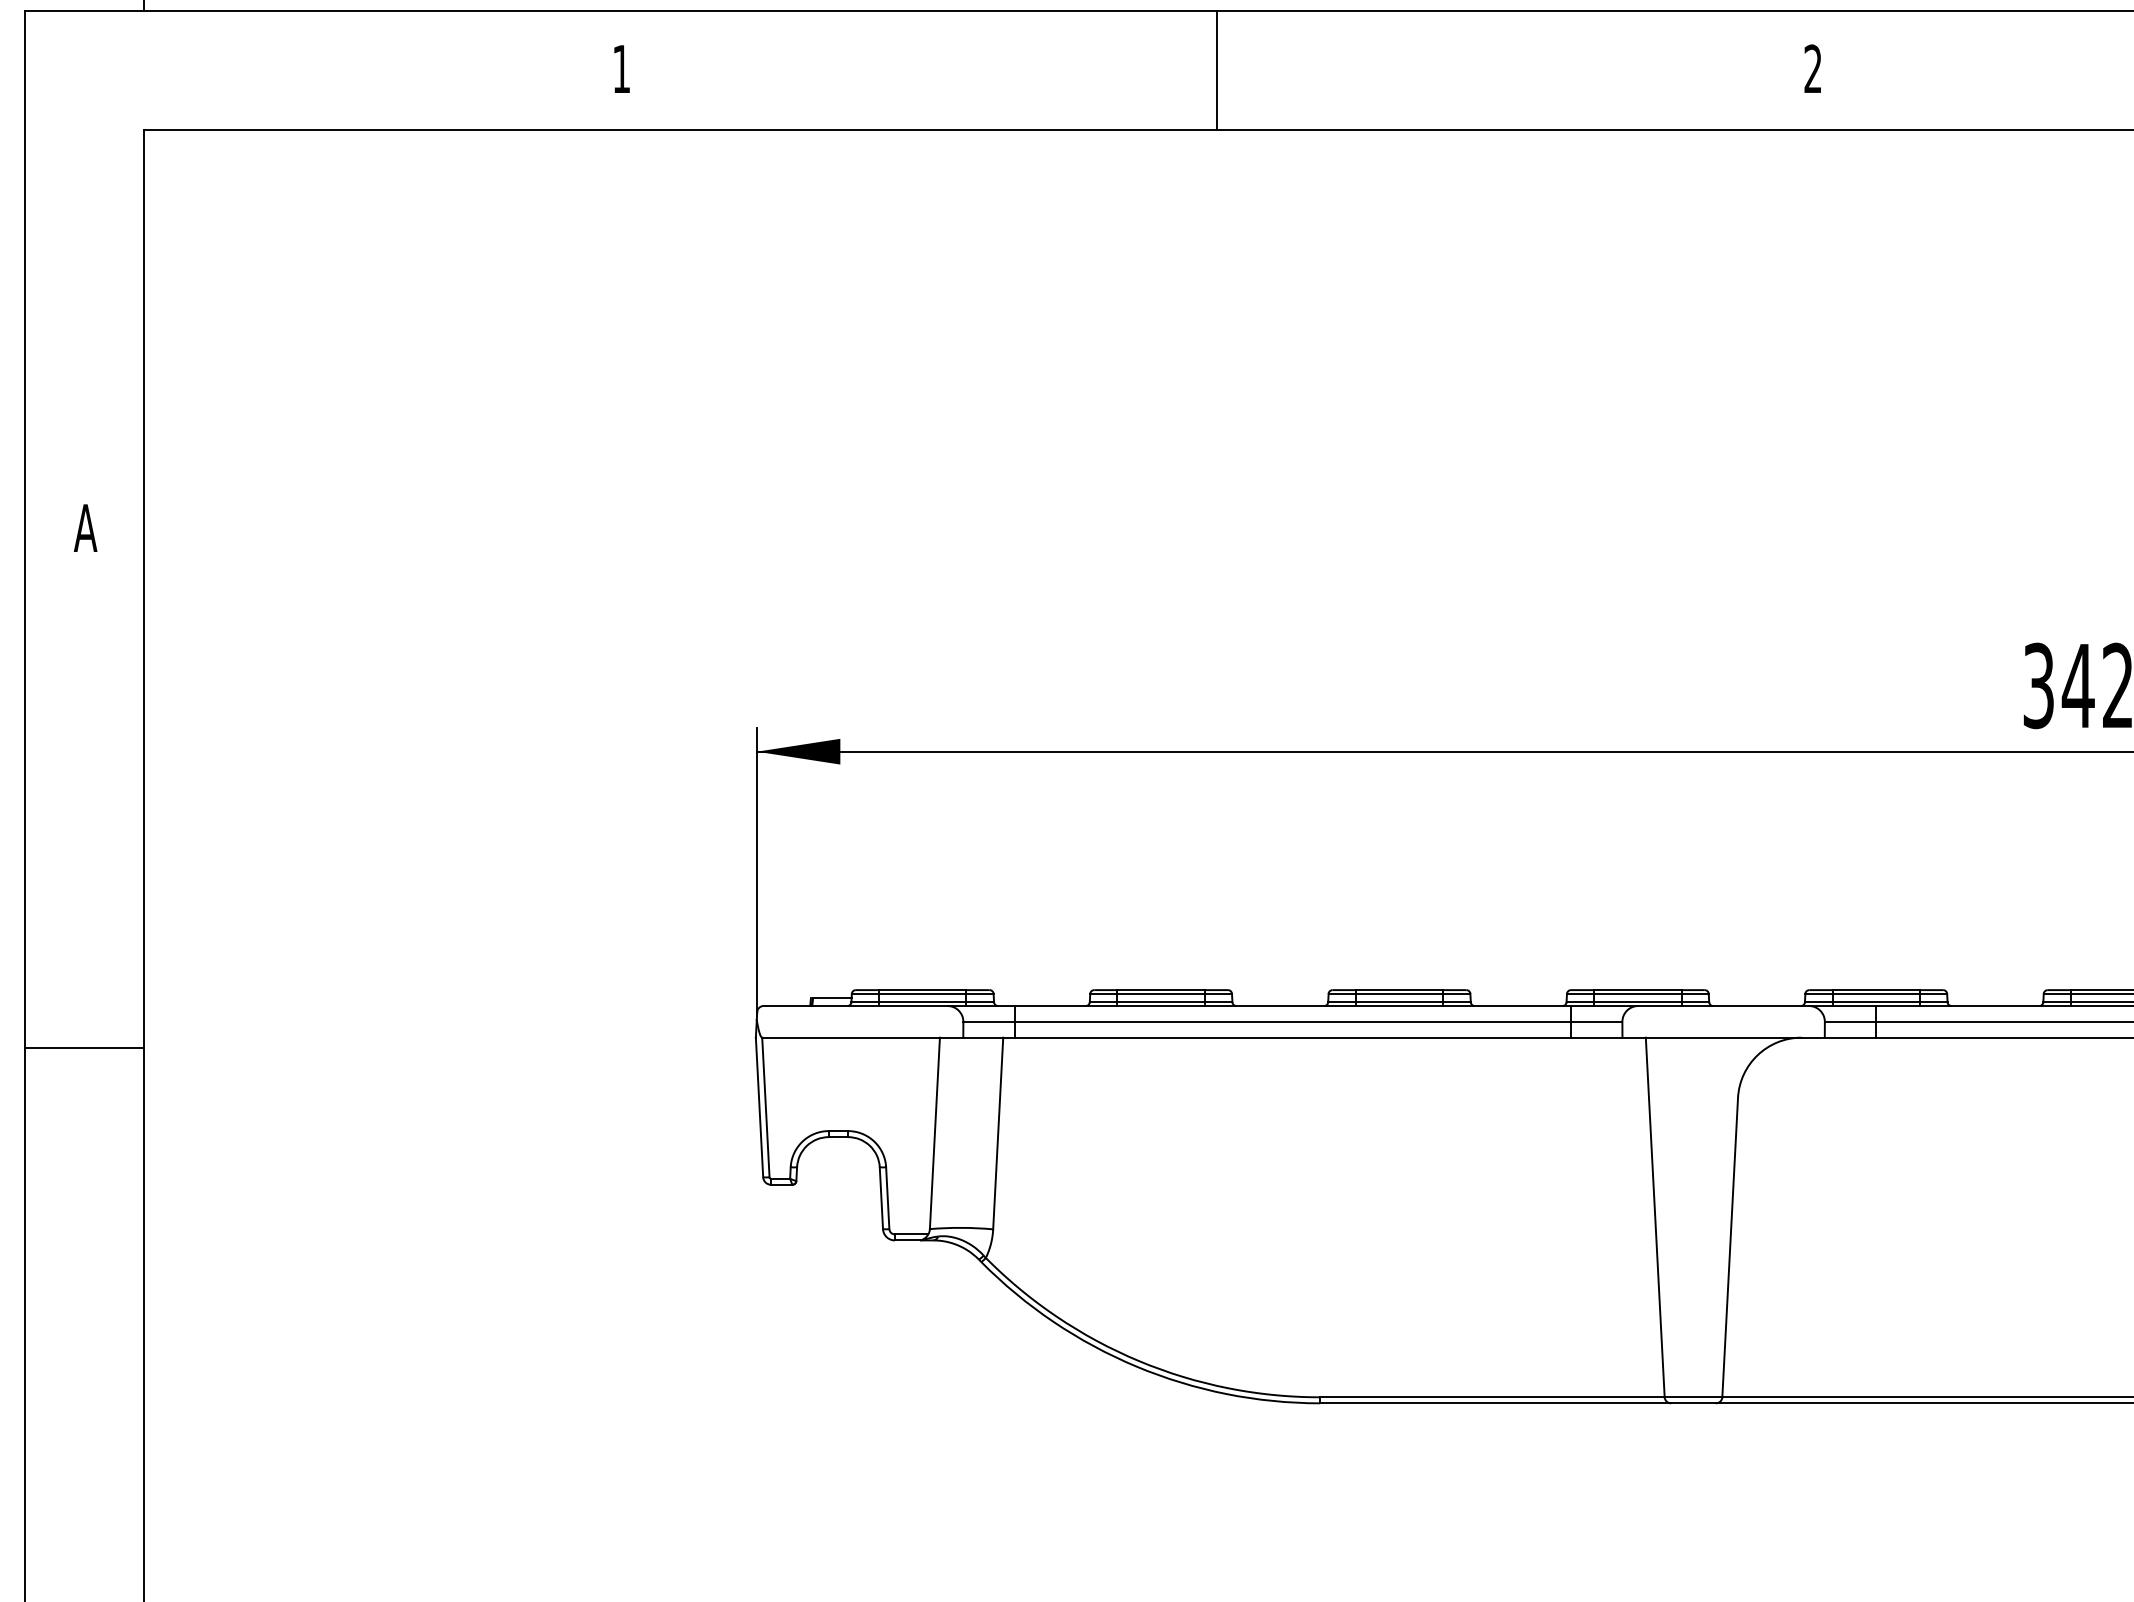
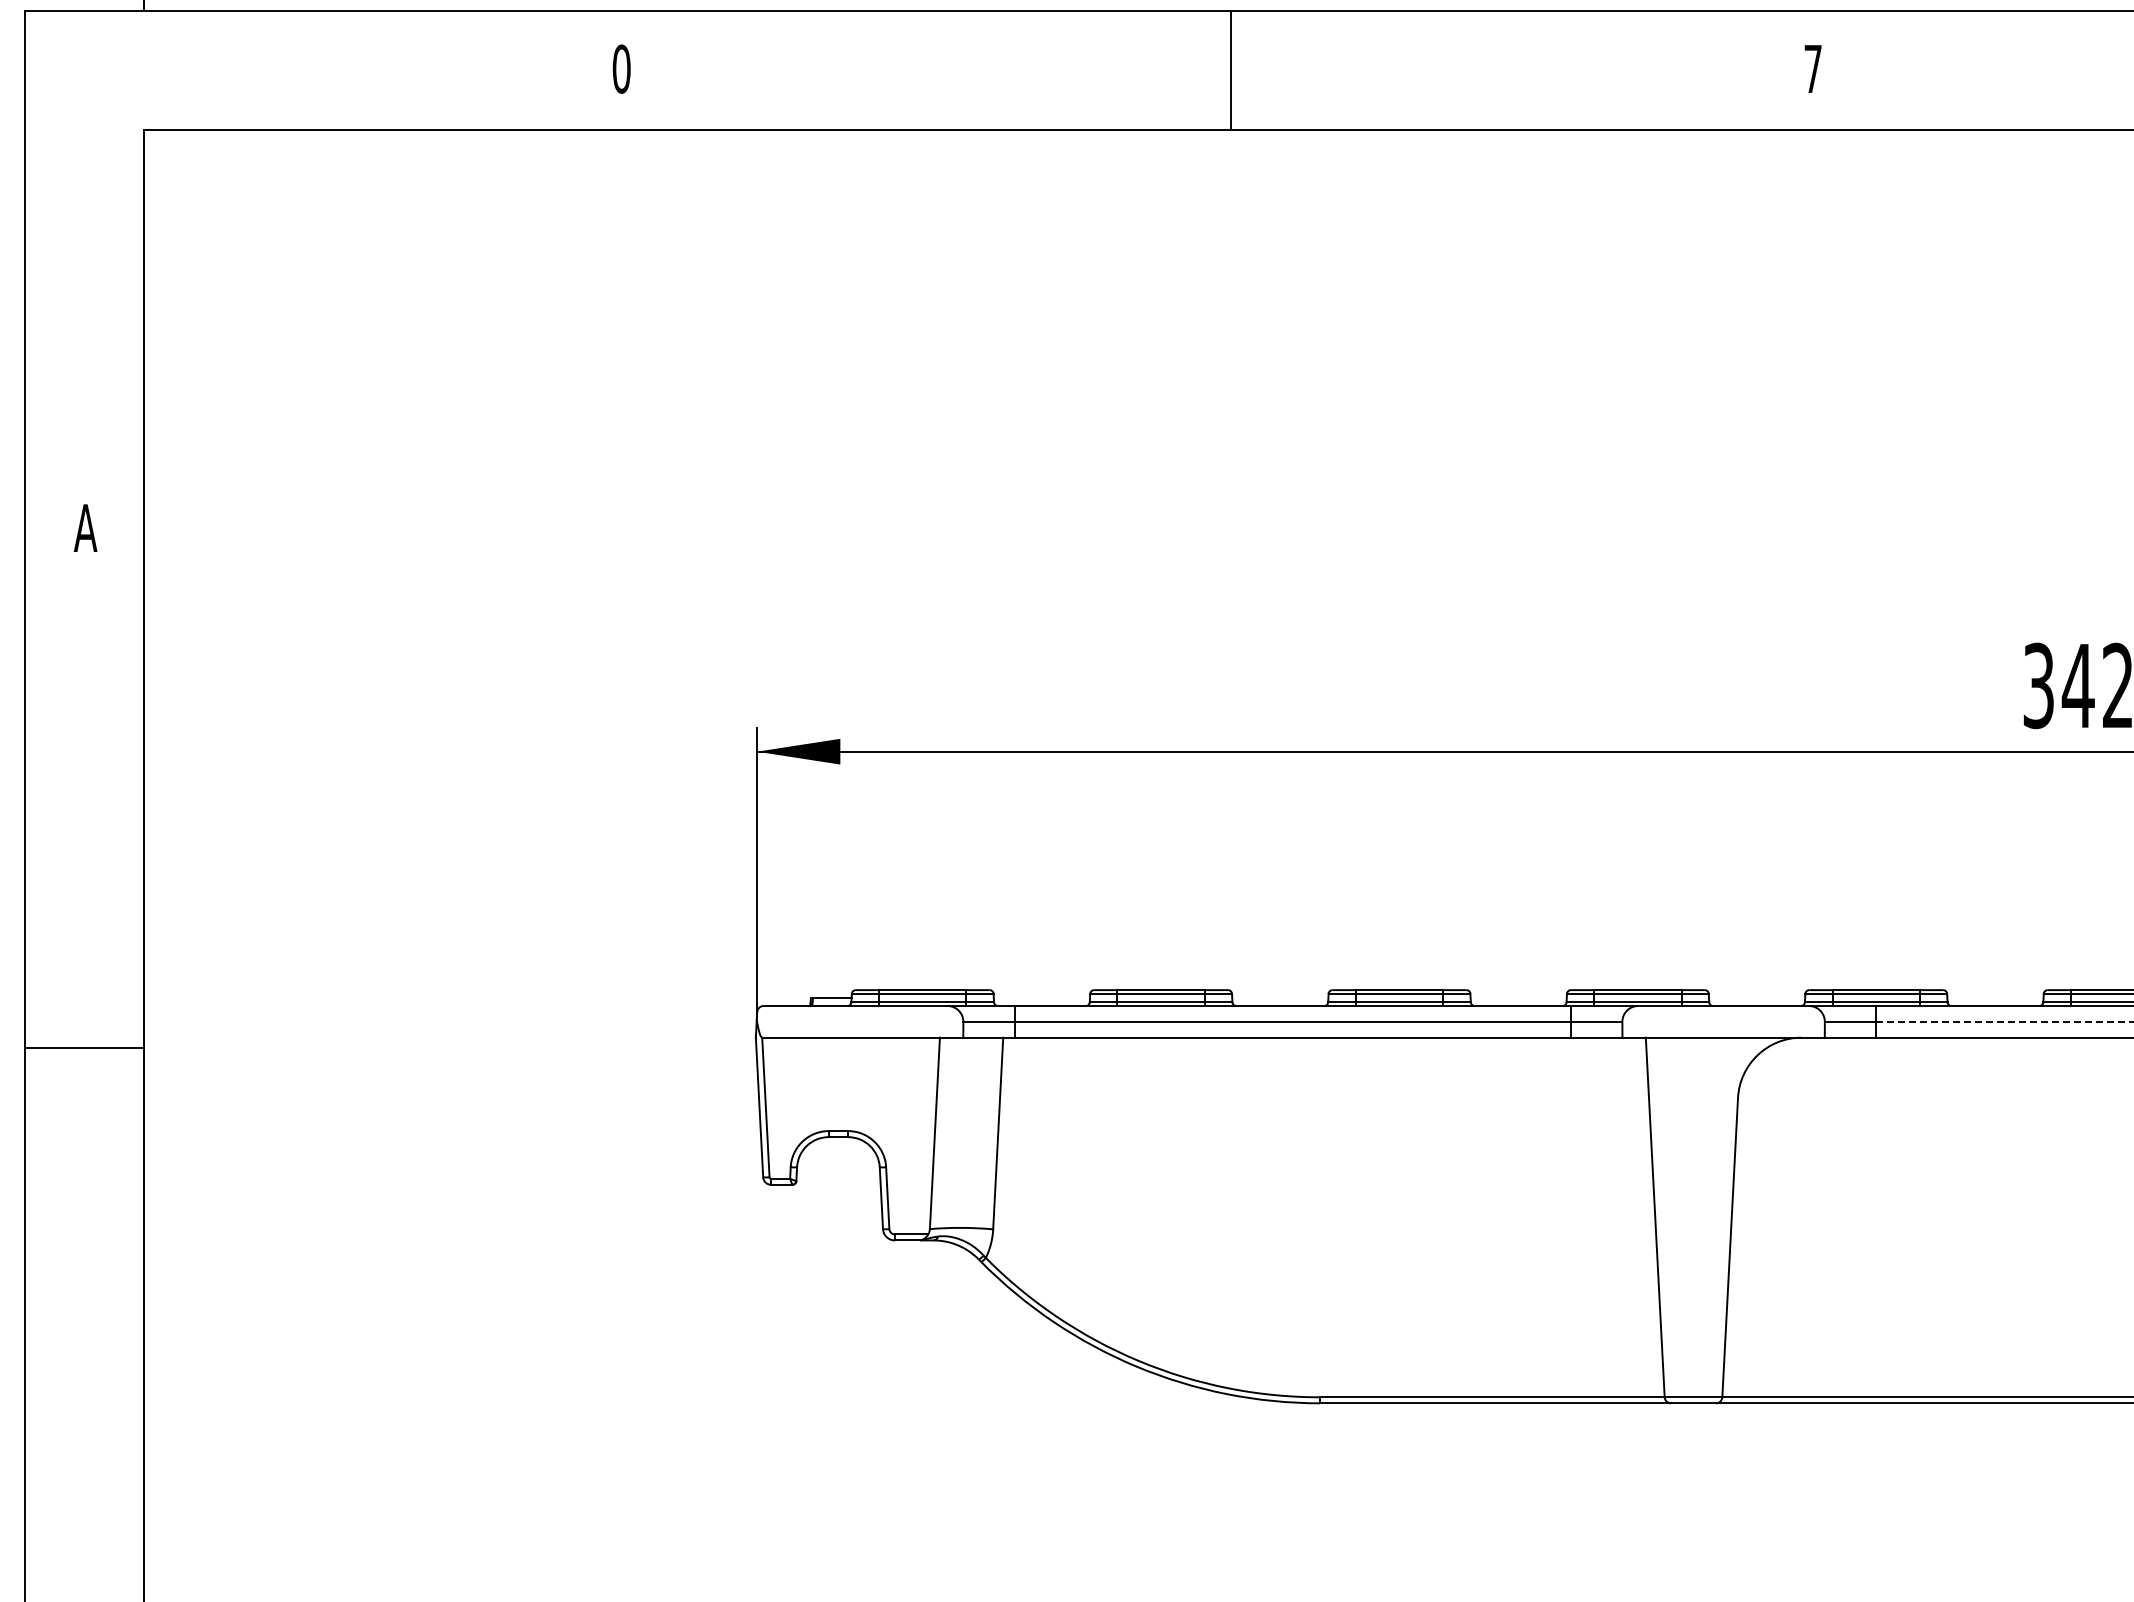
text: 1 -> 0 (621, 68)
text: 2 -> 7 (1812, 68)
line position: (1216, 70) -> (1230, 70) (1230, 70)
line: solid -> dashed (2005, 1021)
